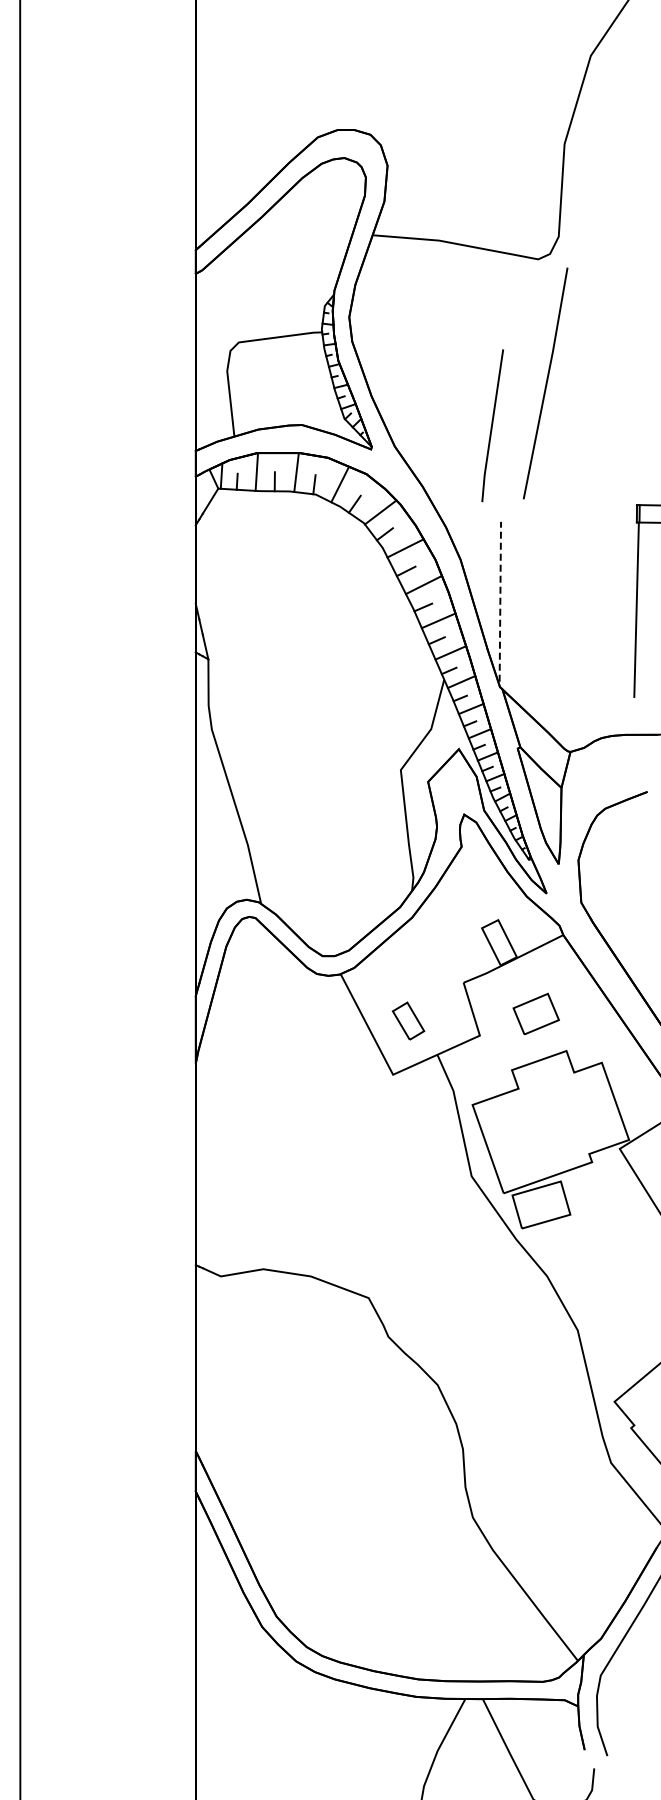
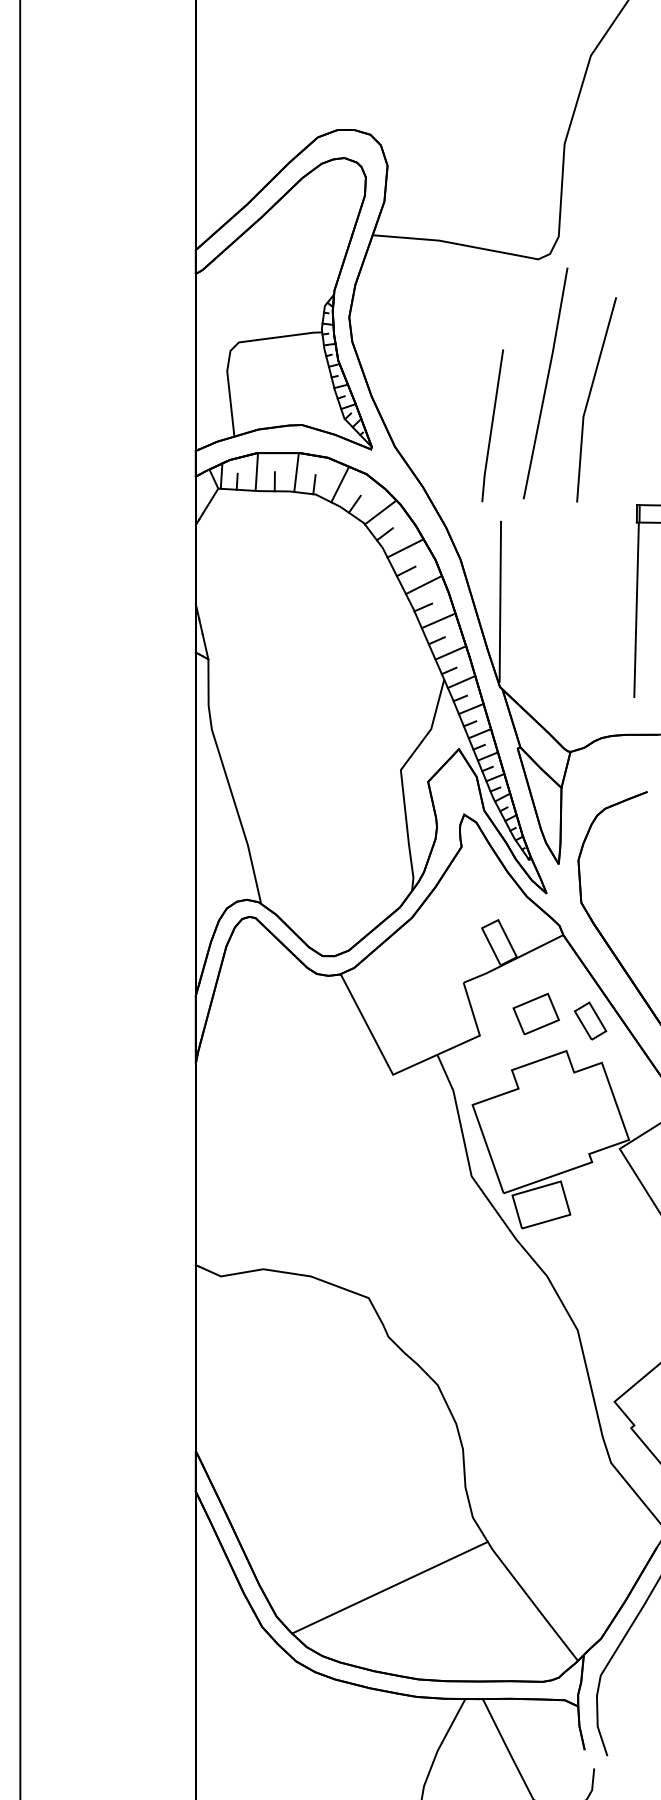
line: none -> present (589, 399)
line: dashed -> solid (500, 601)
part position: (408, 1020) -> (590, 1020) (590, 1020)
line: none -> present (389, 1587)
